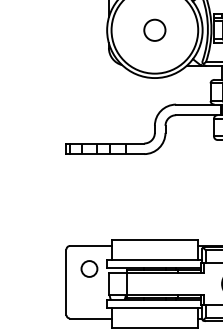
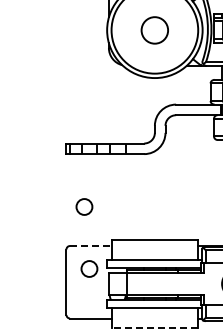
circle size: 24x24 px -> 29x29 px (154, 30)
circle: none -> present (84, 206)
line: solid -> dashed (90, 246)
line: solid -> dashed (154, 328)
